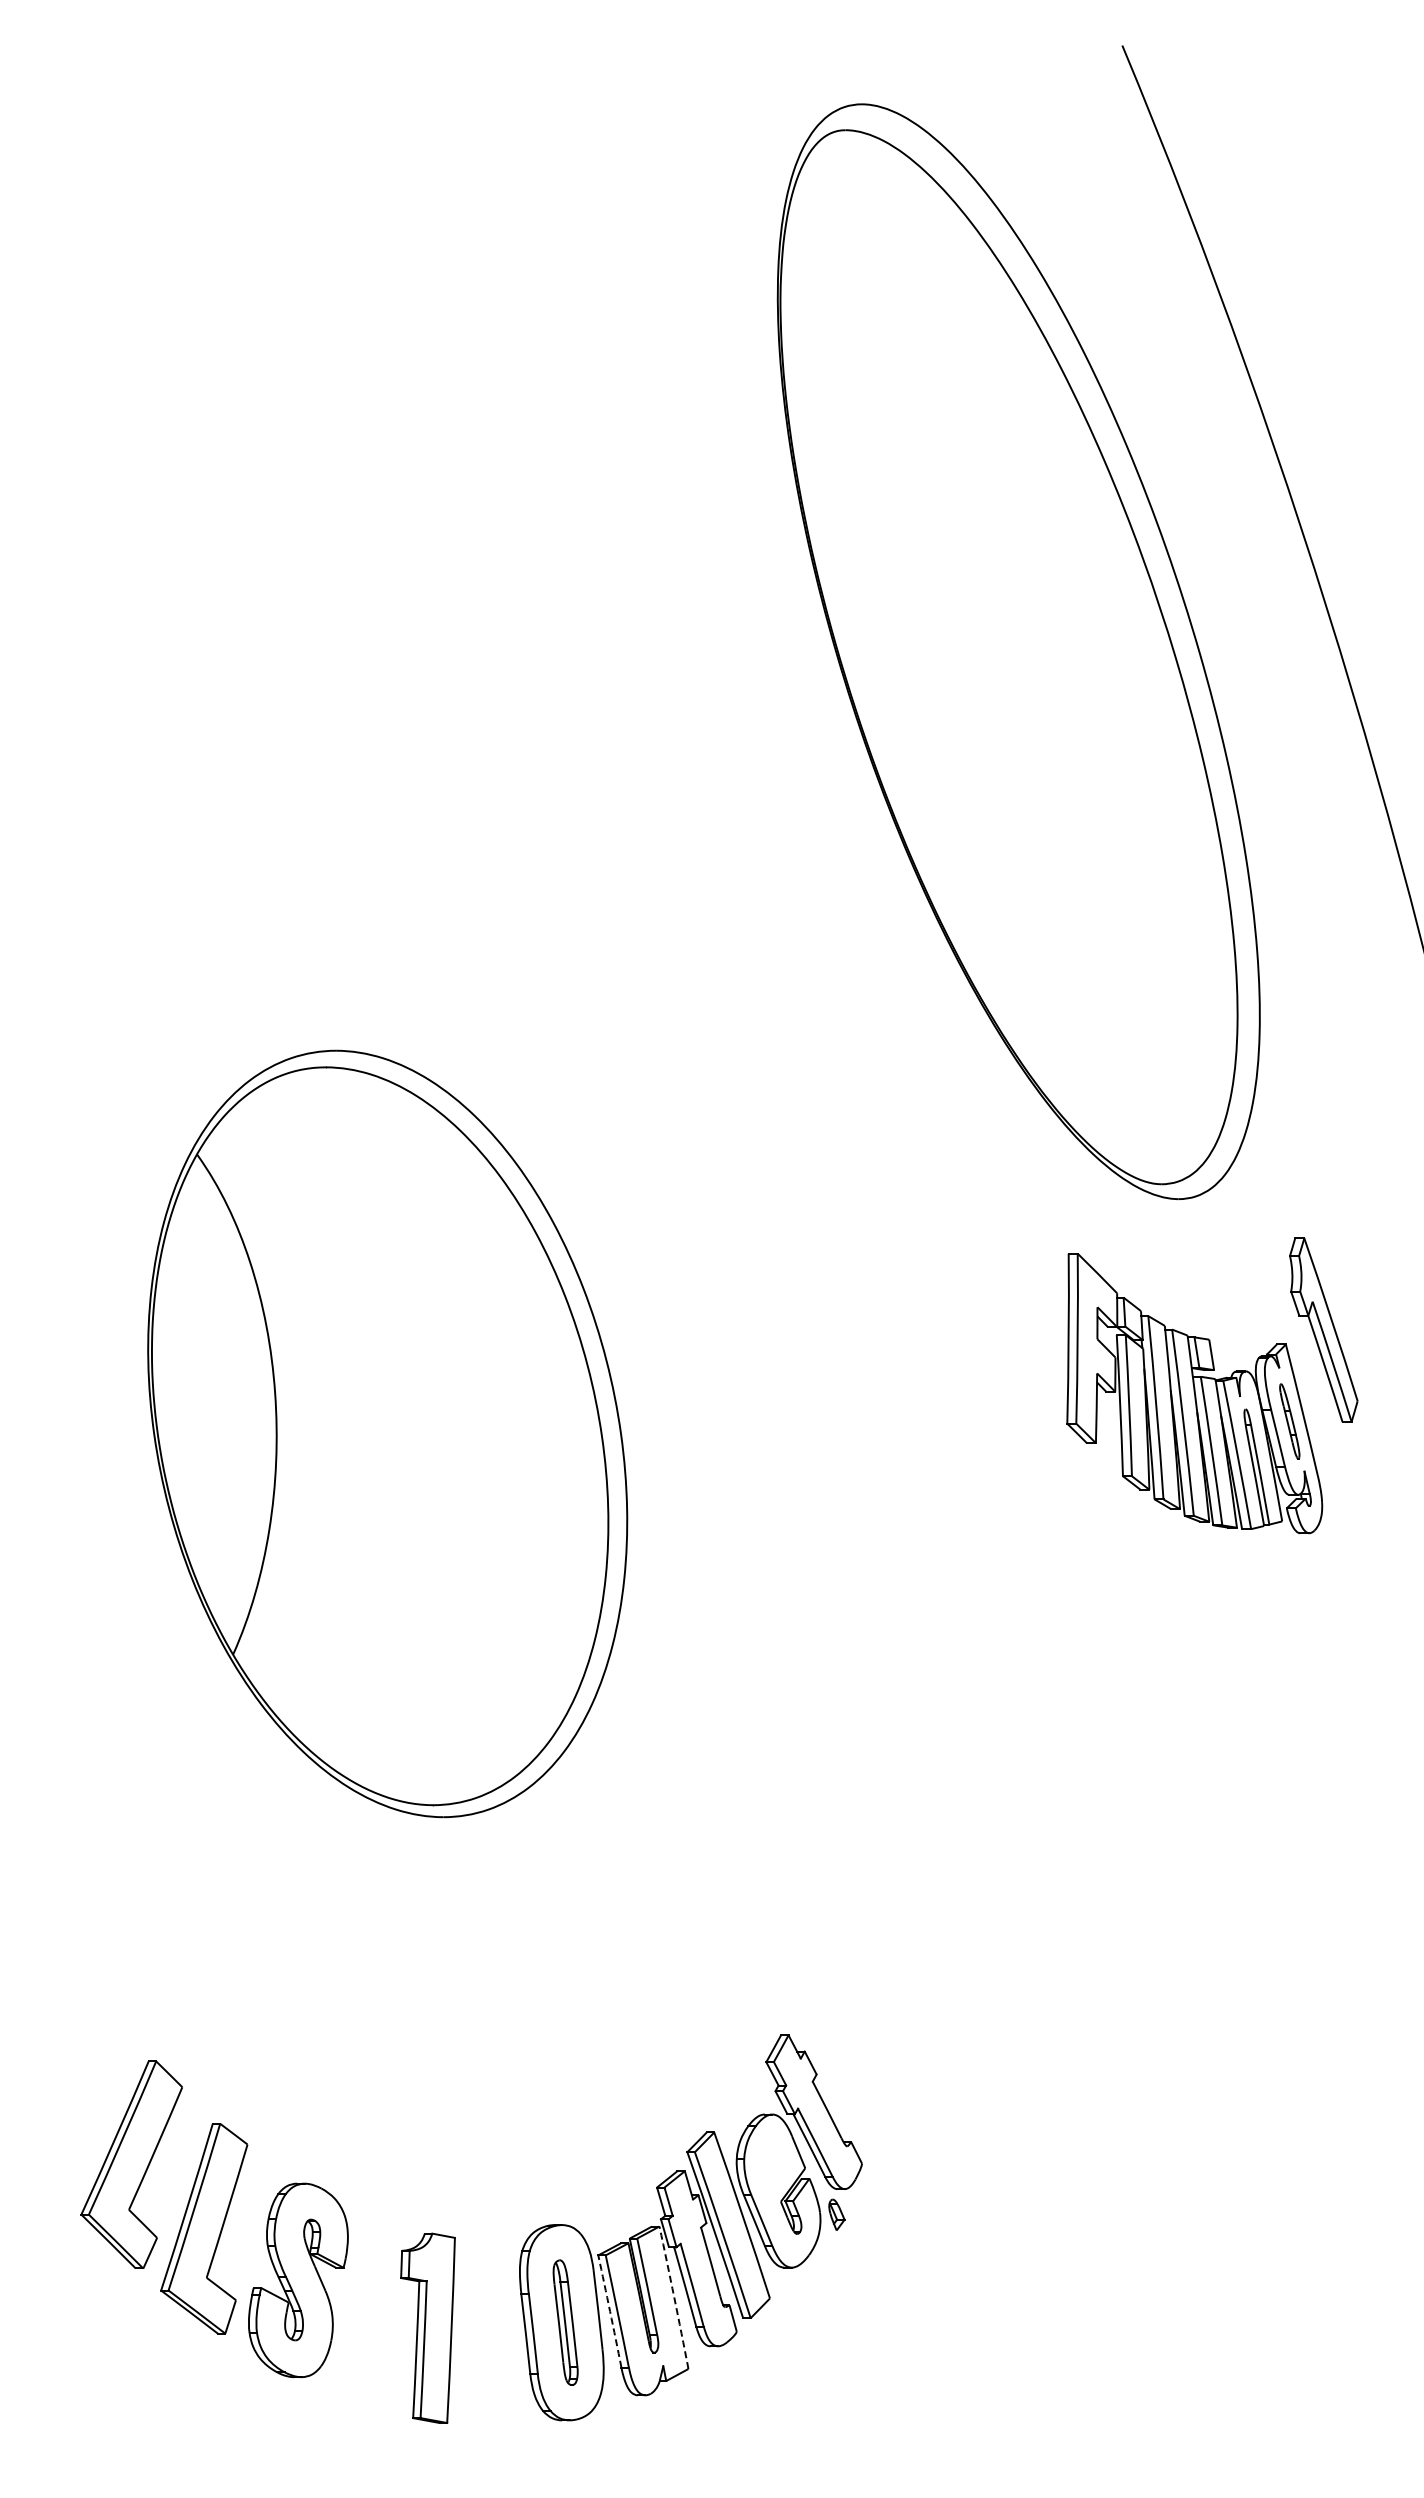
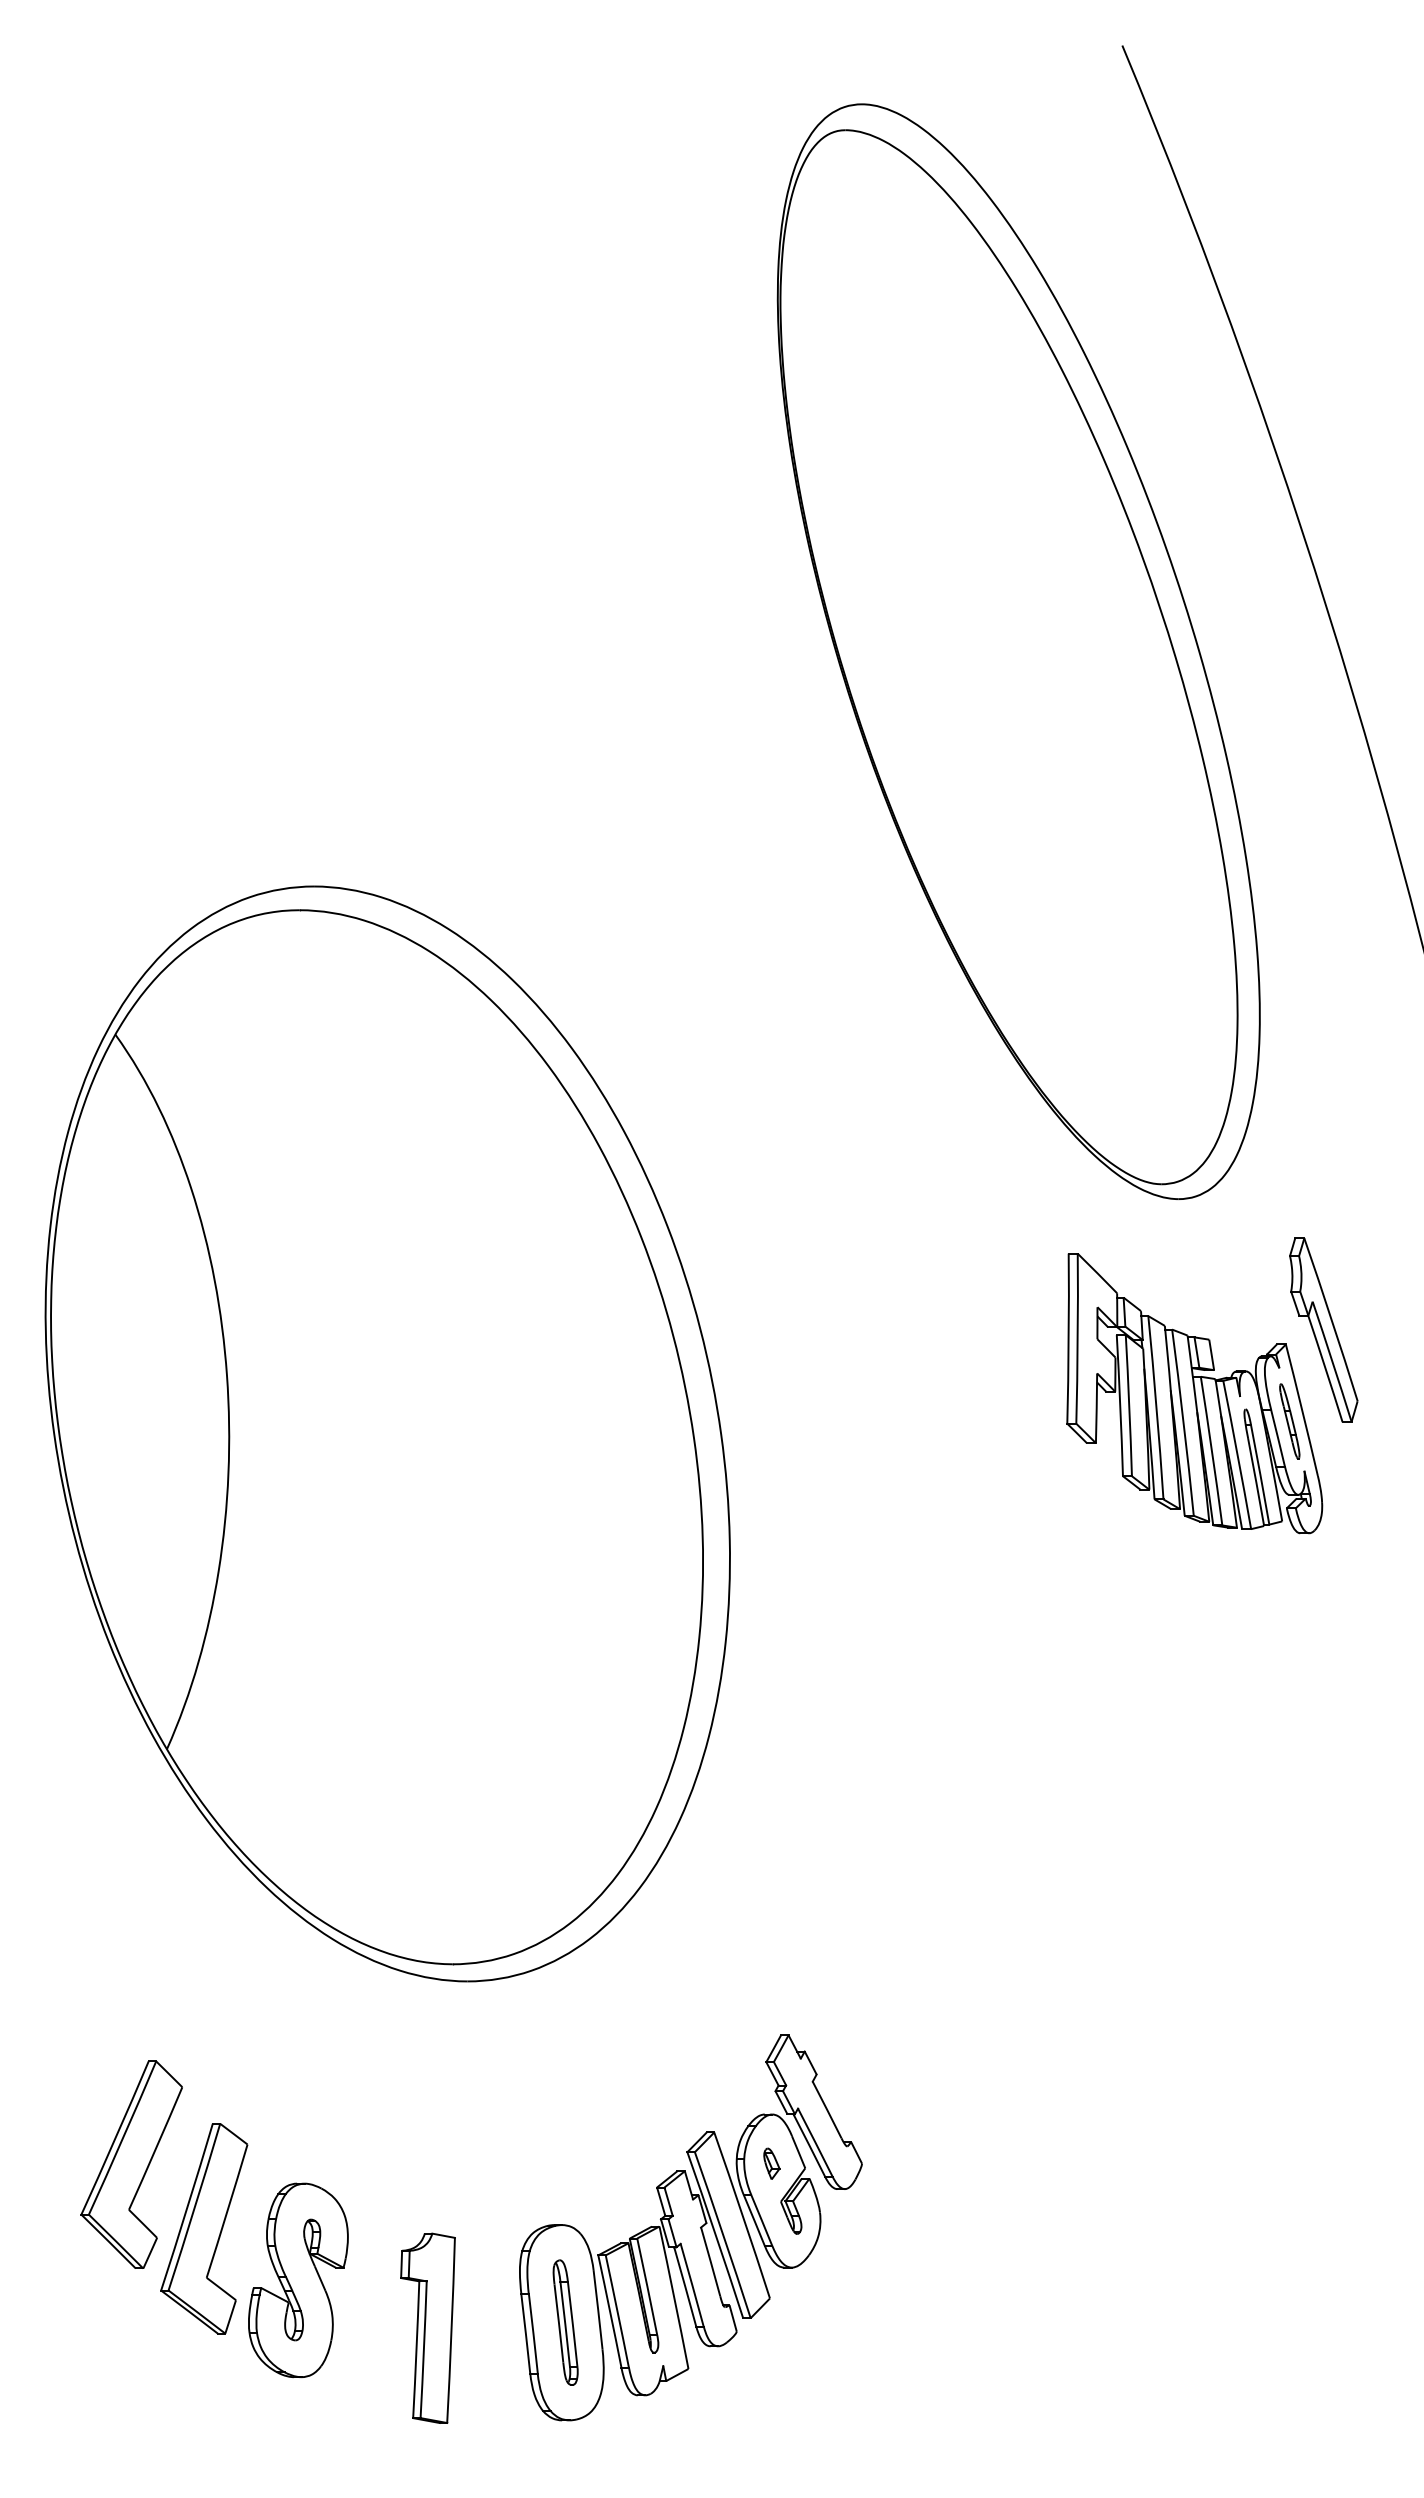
part size: 482x770 px -> 687x1098 px (387, 1433)
part position: (836, 2214) -> (771, 2163) (771, 2163)
arc: dashed -> solid (674, 2297)
arc: dashed -> solid (610, 2311)
